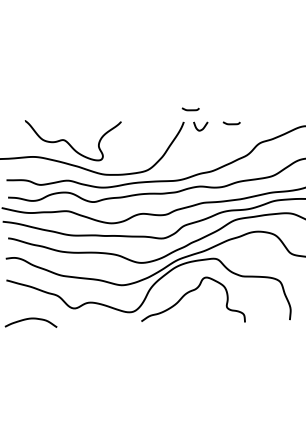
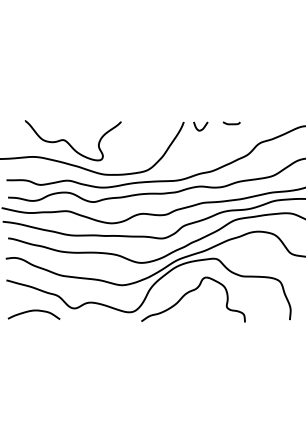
curve: present -> none (190, 109)
curve position: (30, 319) -> (33, 311) (33, 311)
